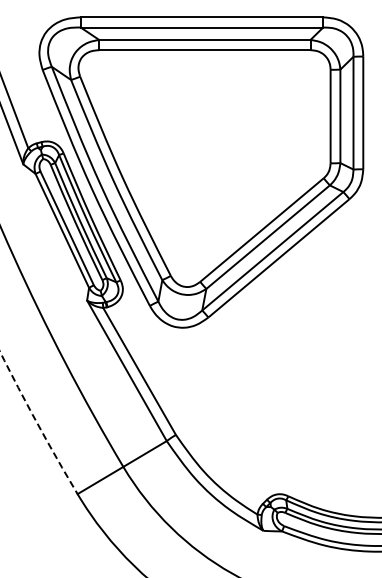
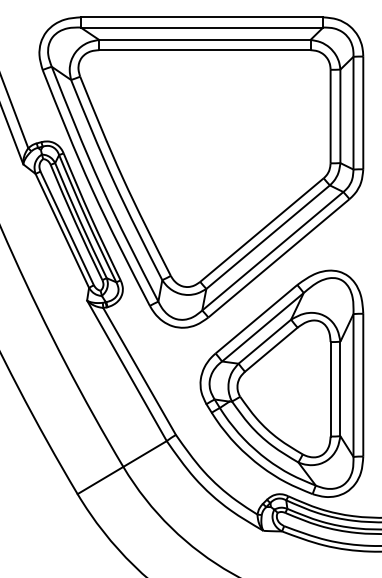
part: none -> present (281, 383)
arc: dashed -> solid (37, 423)
